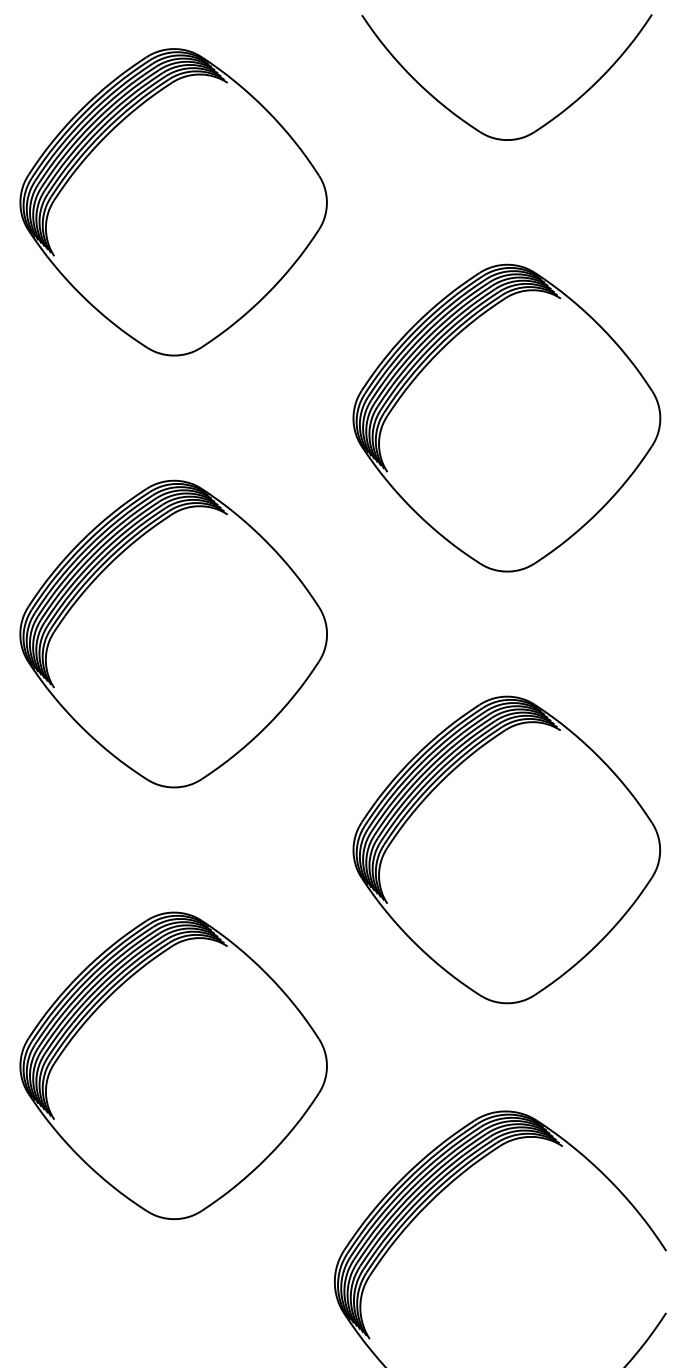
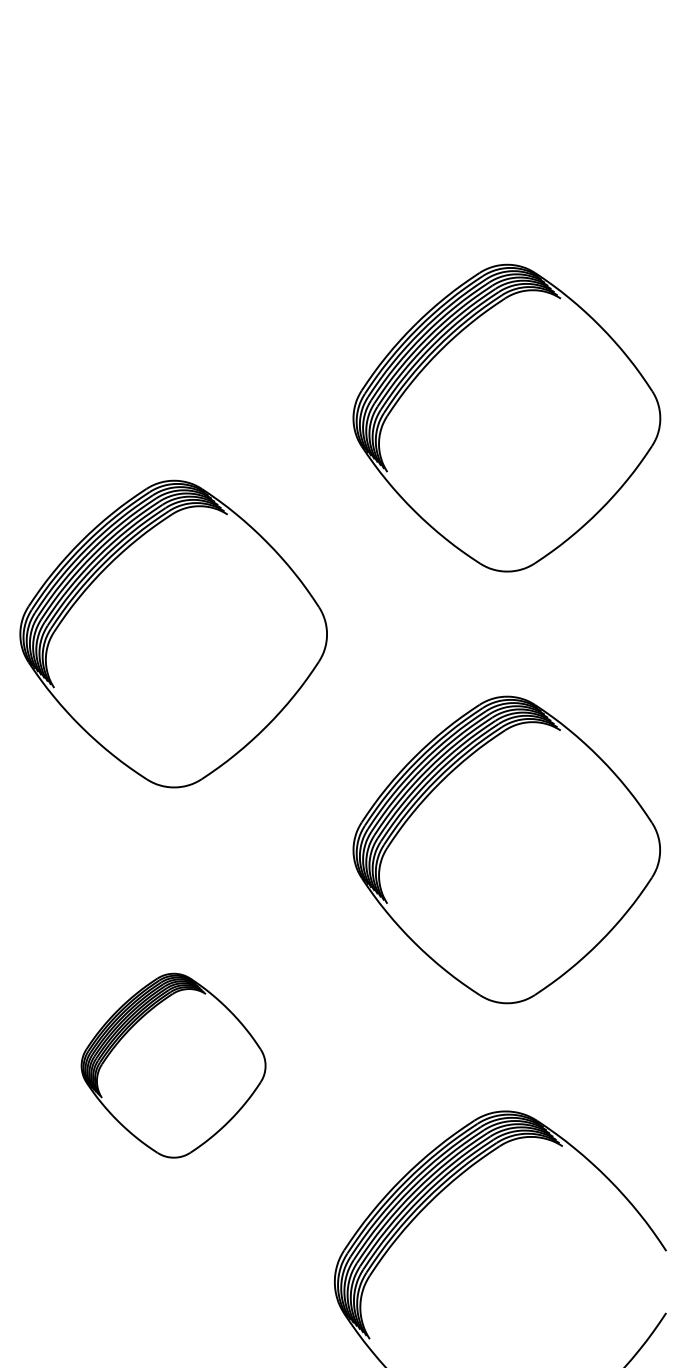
part: present -> none (472, 125)
part: present -> none (173, 202)
part size: 309x309 px -> 187x187 px (173, 1065)
